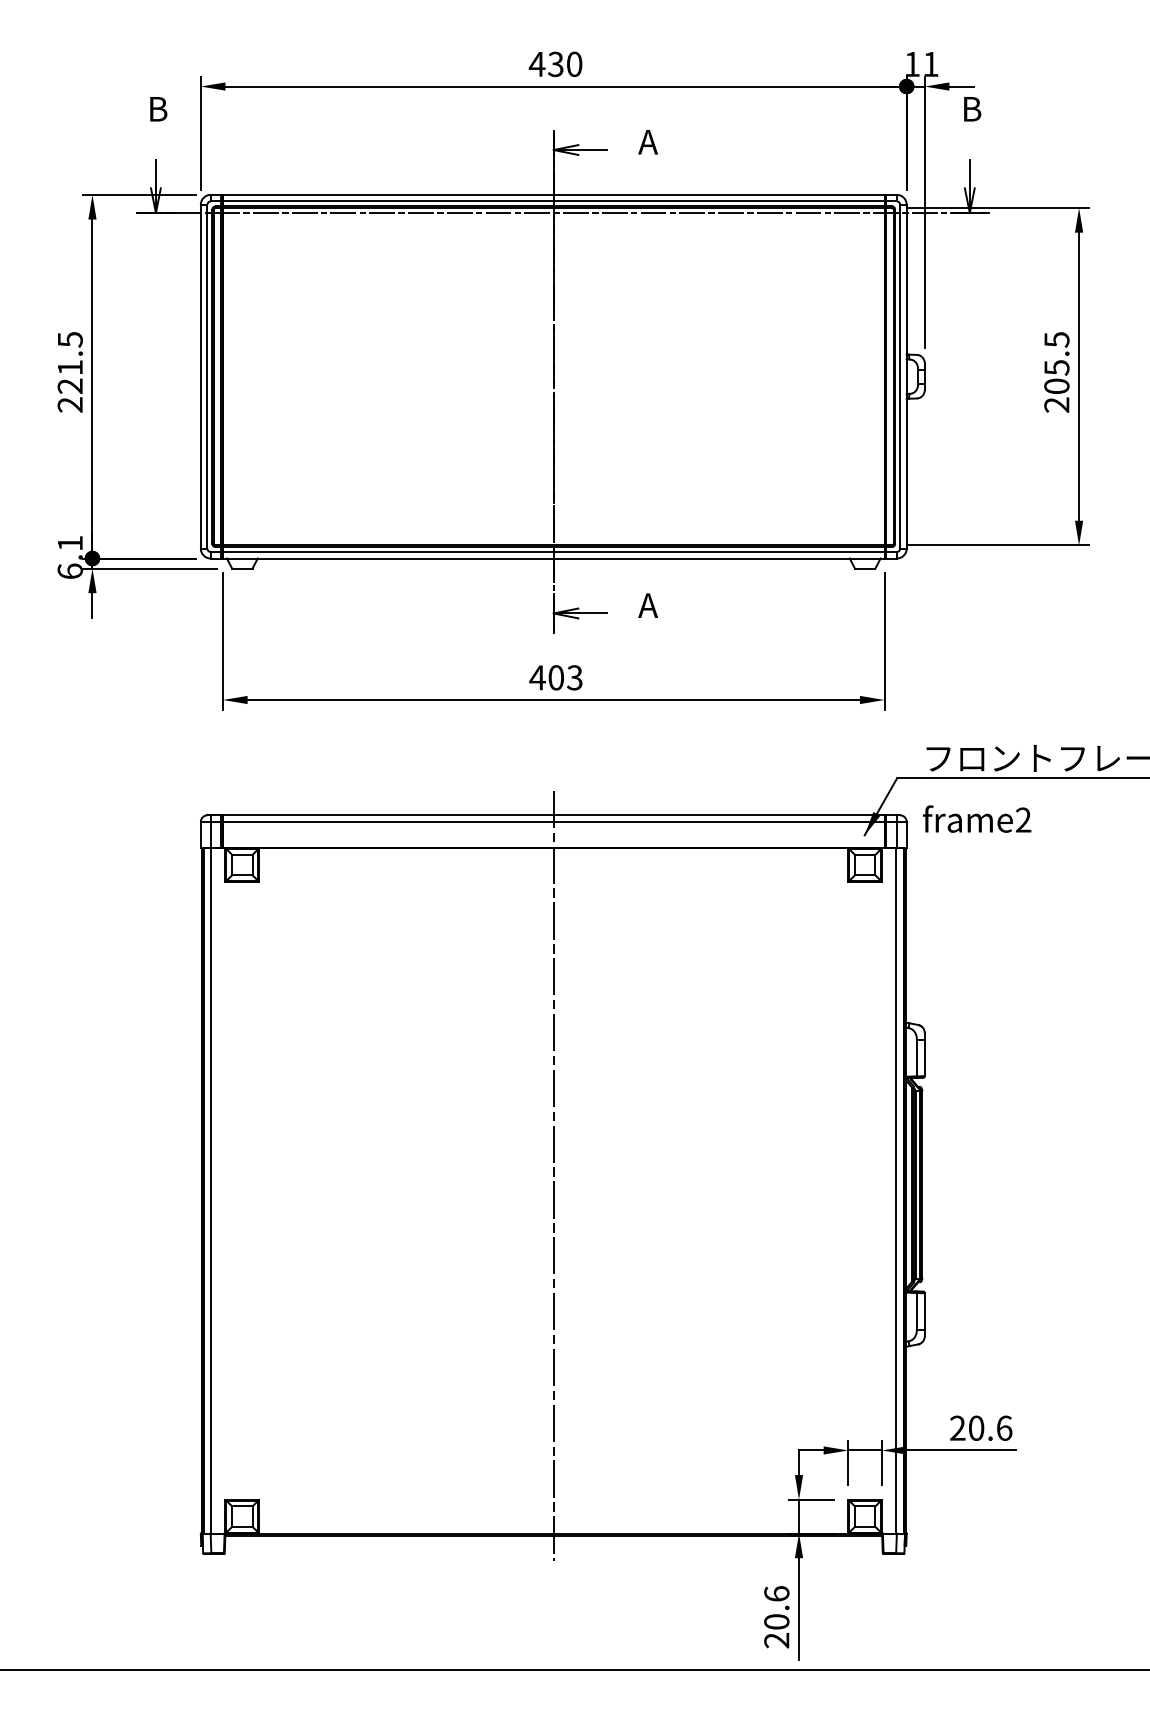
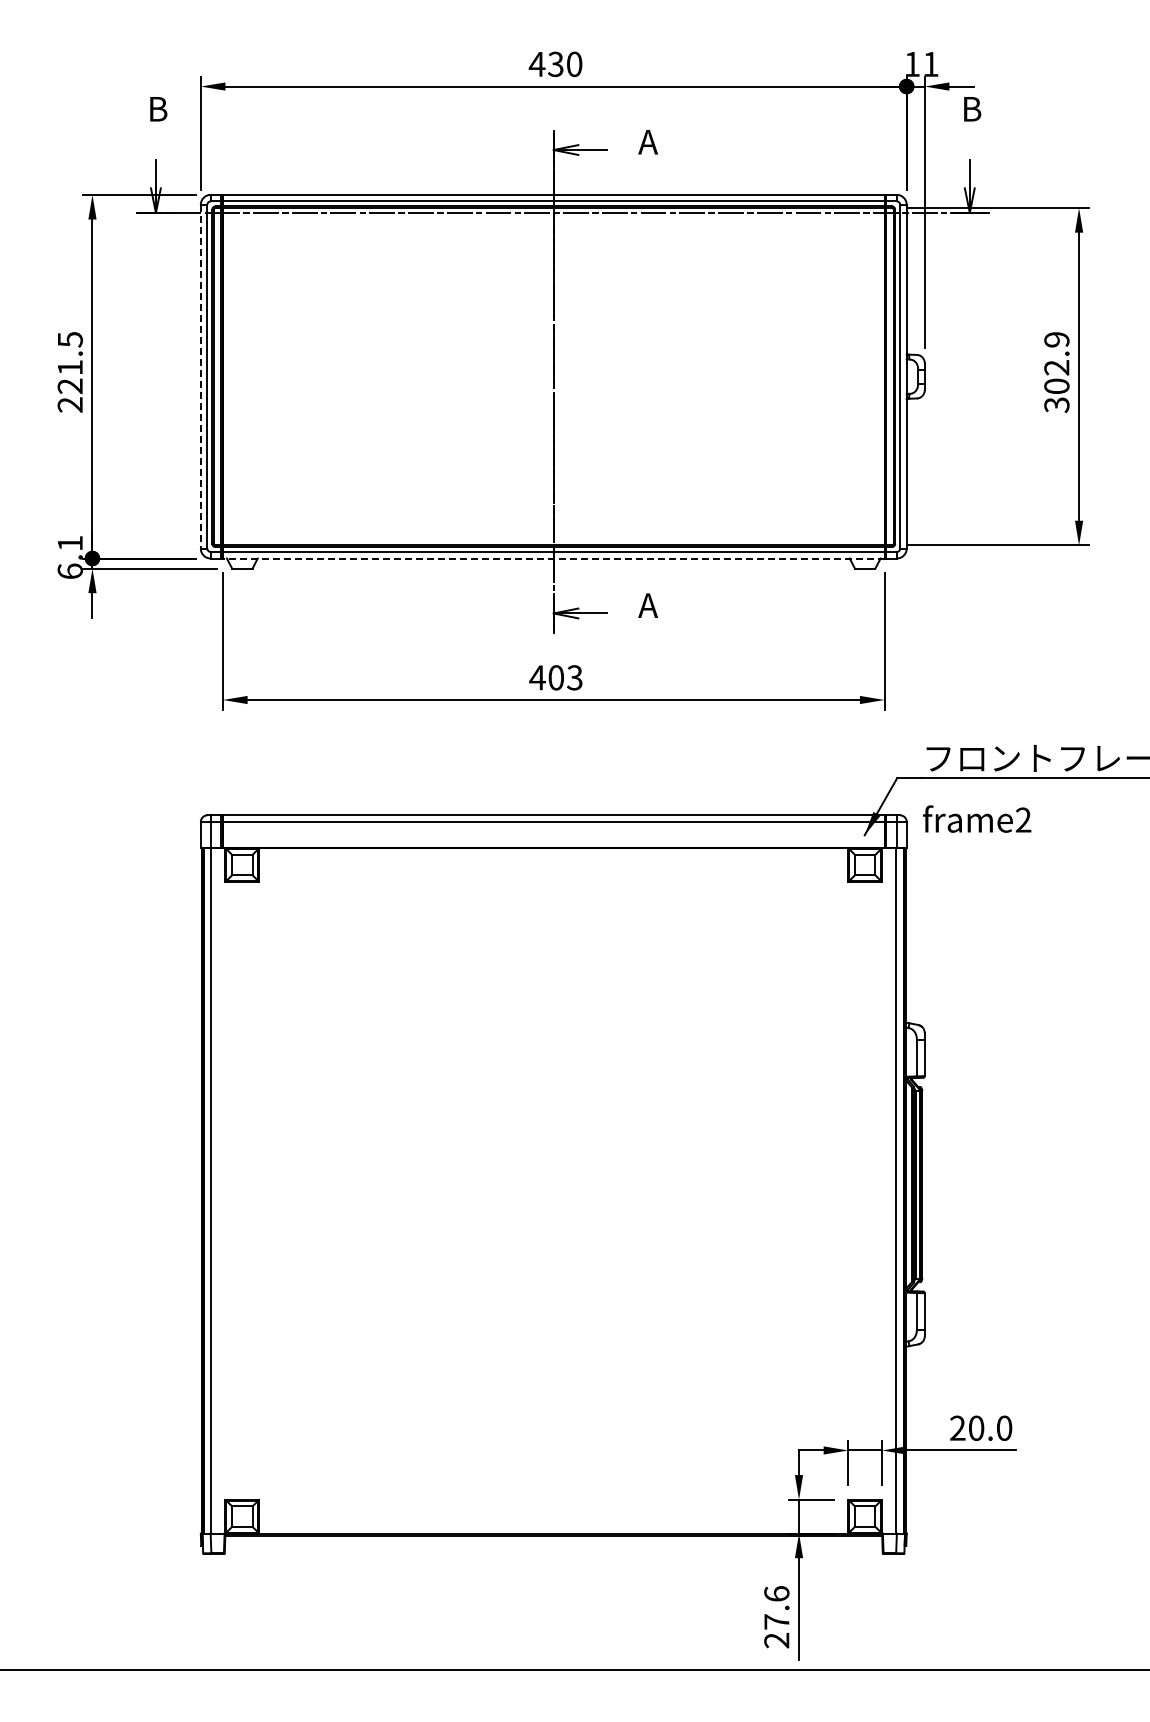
text: 205.5 -> 302.9 (1056, 372)
line: solid -> dashed (200, 376)
line: solid -> dashed (553, 558)
line: present -> none (553, 1175)
text: 20.6 -> 20.0 (1004, 1427)
text: 20.6 -> 27.6 (776, 1621)
